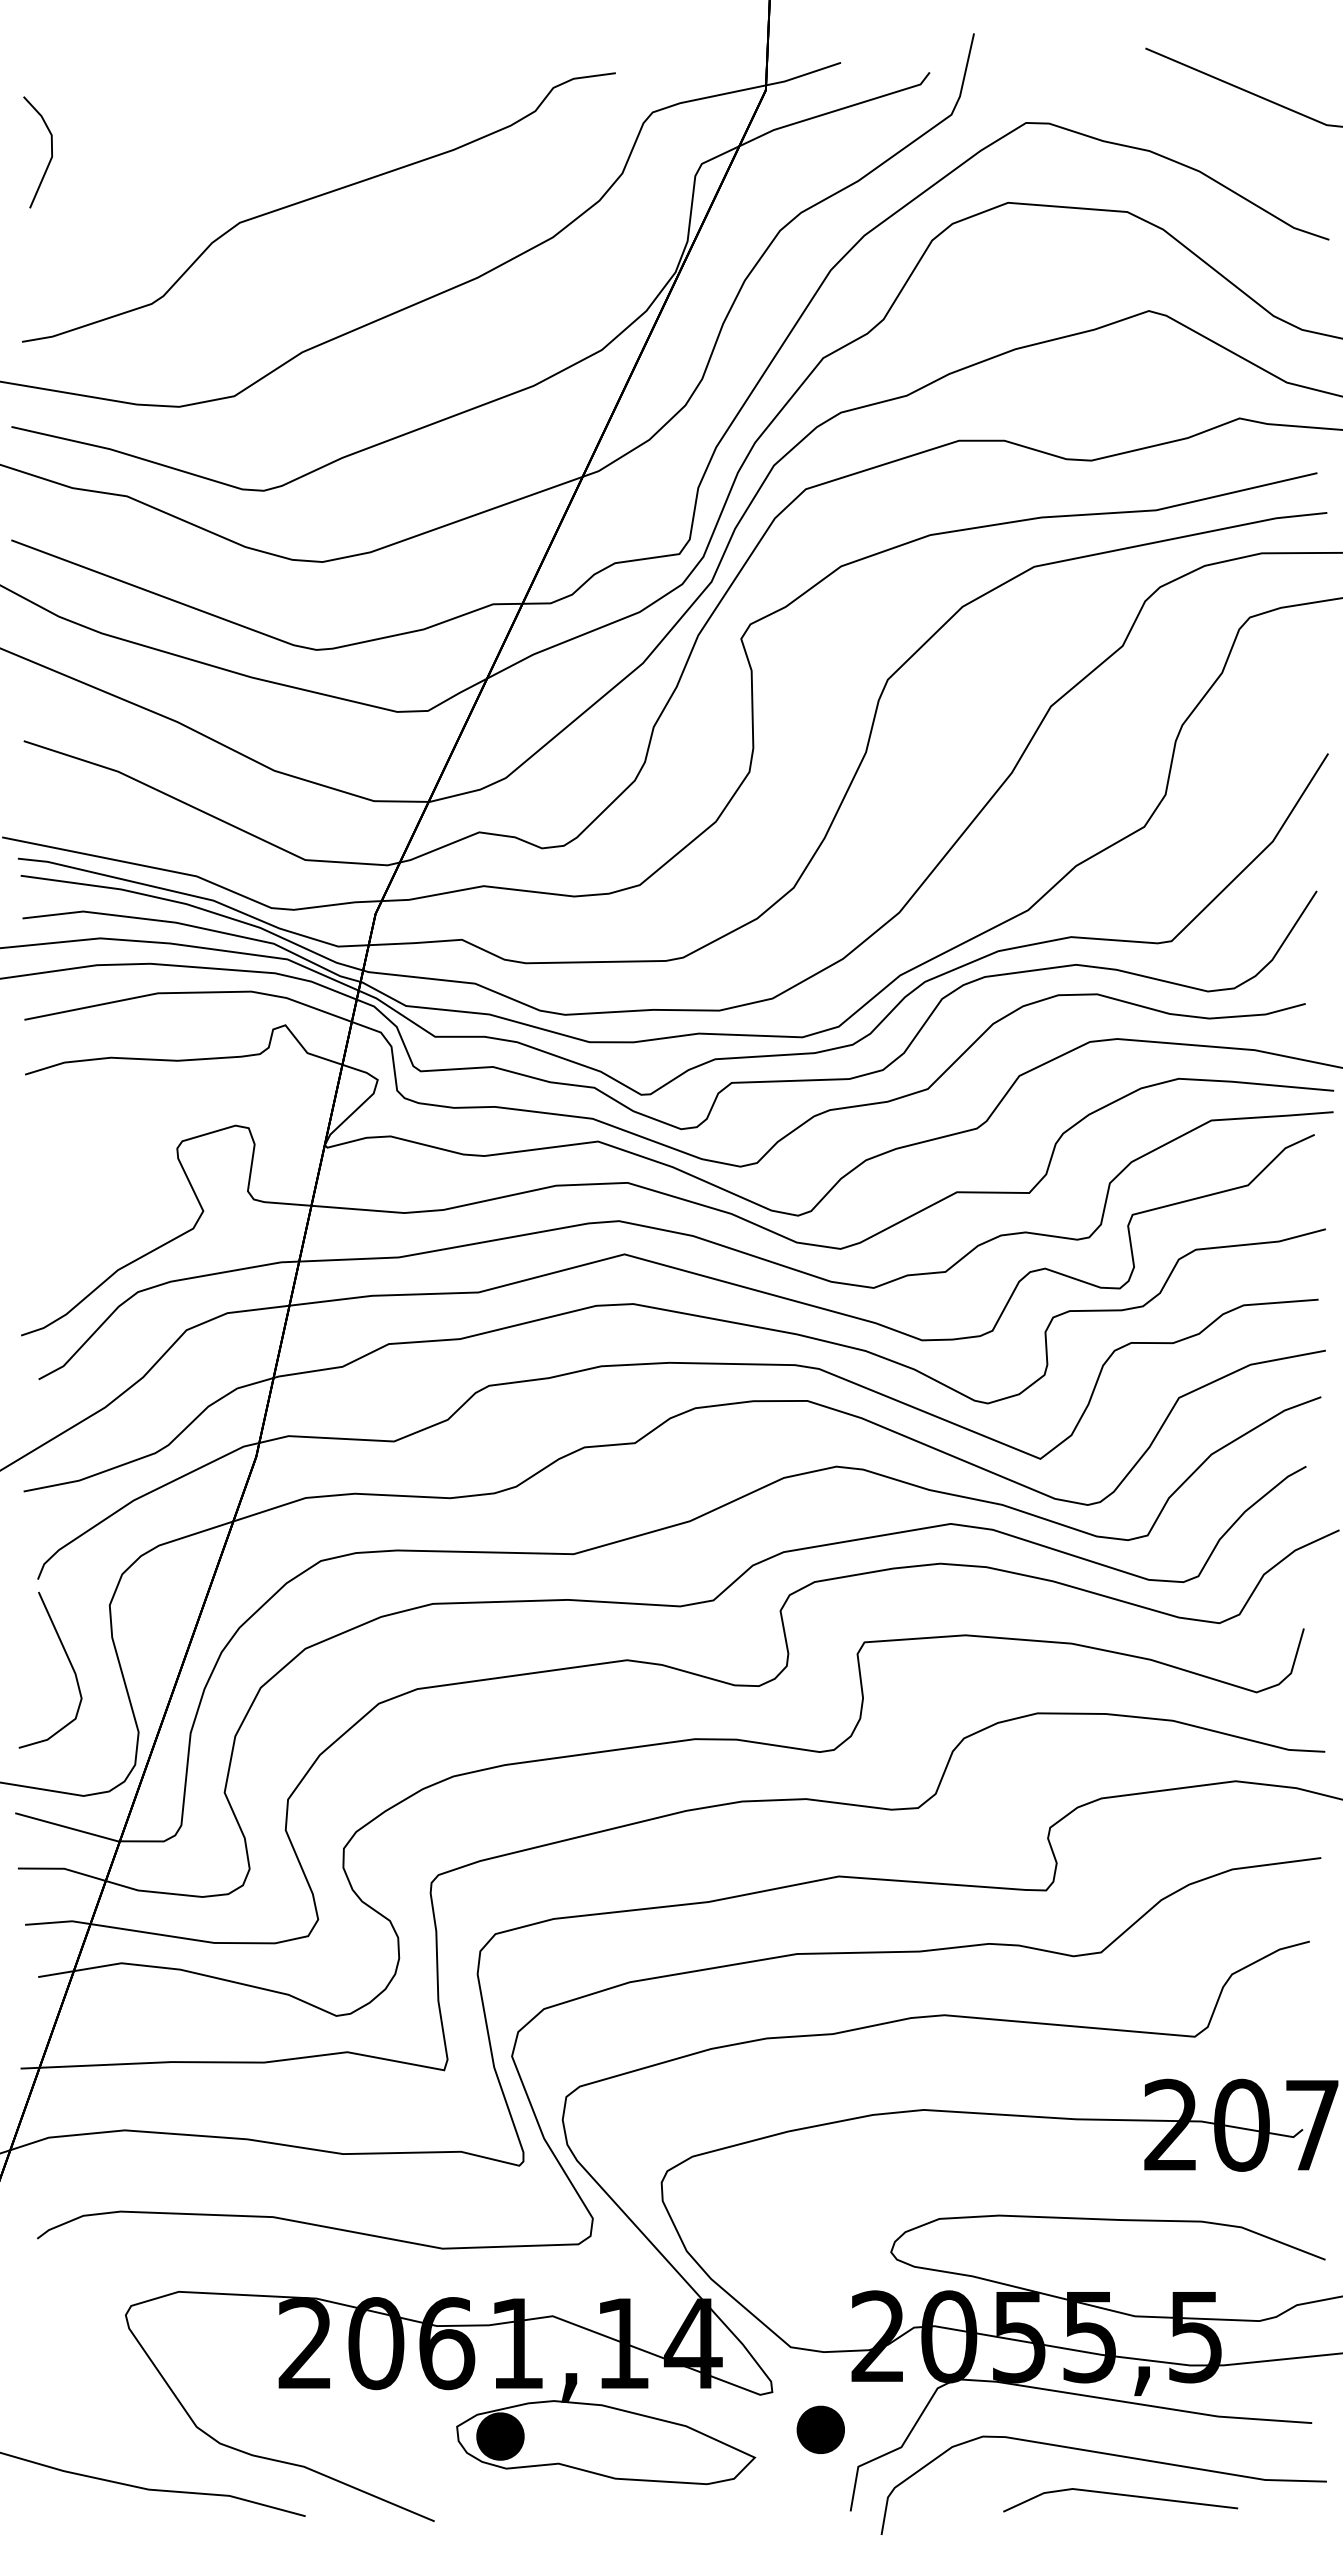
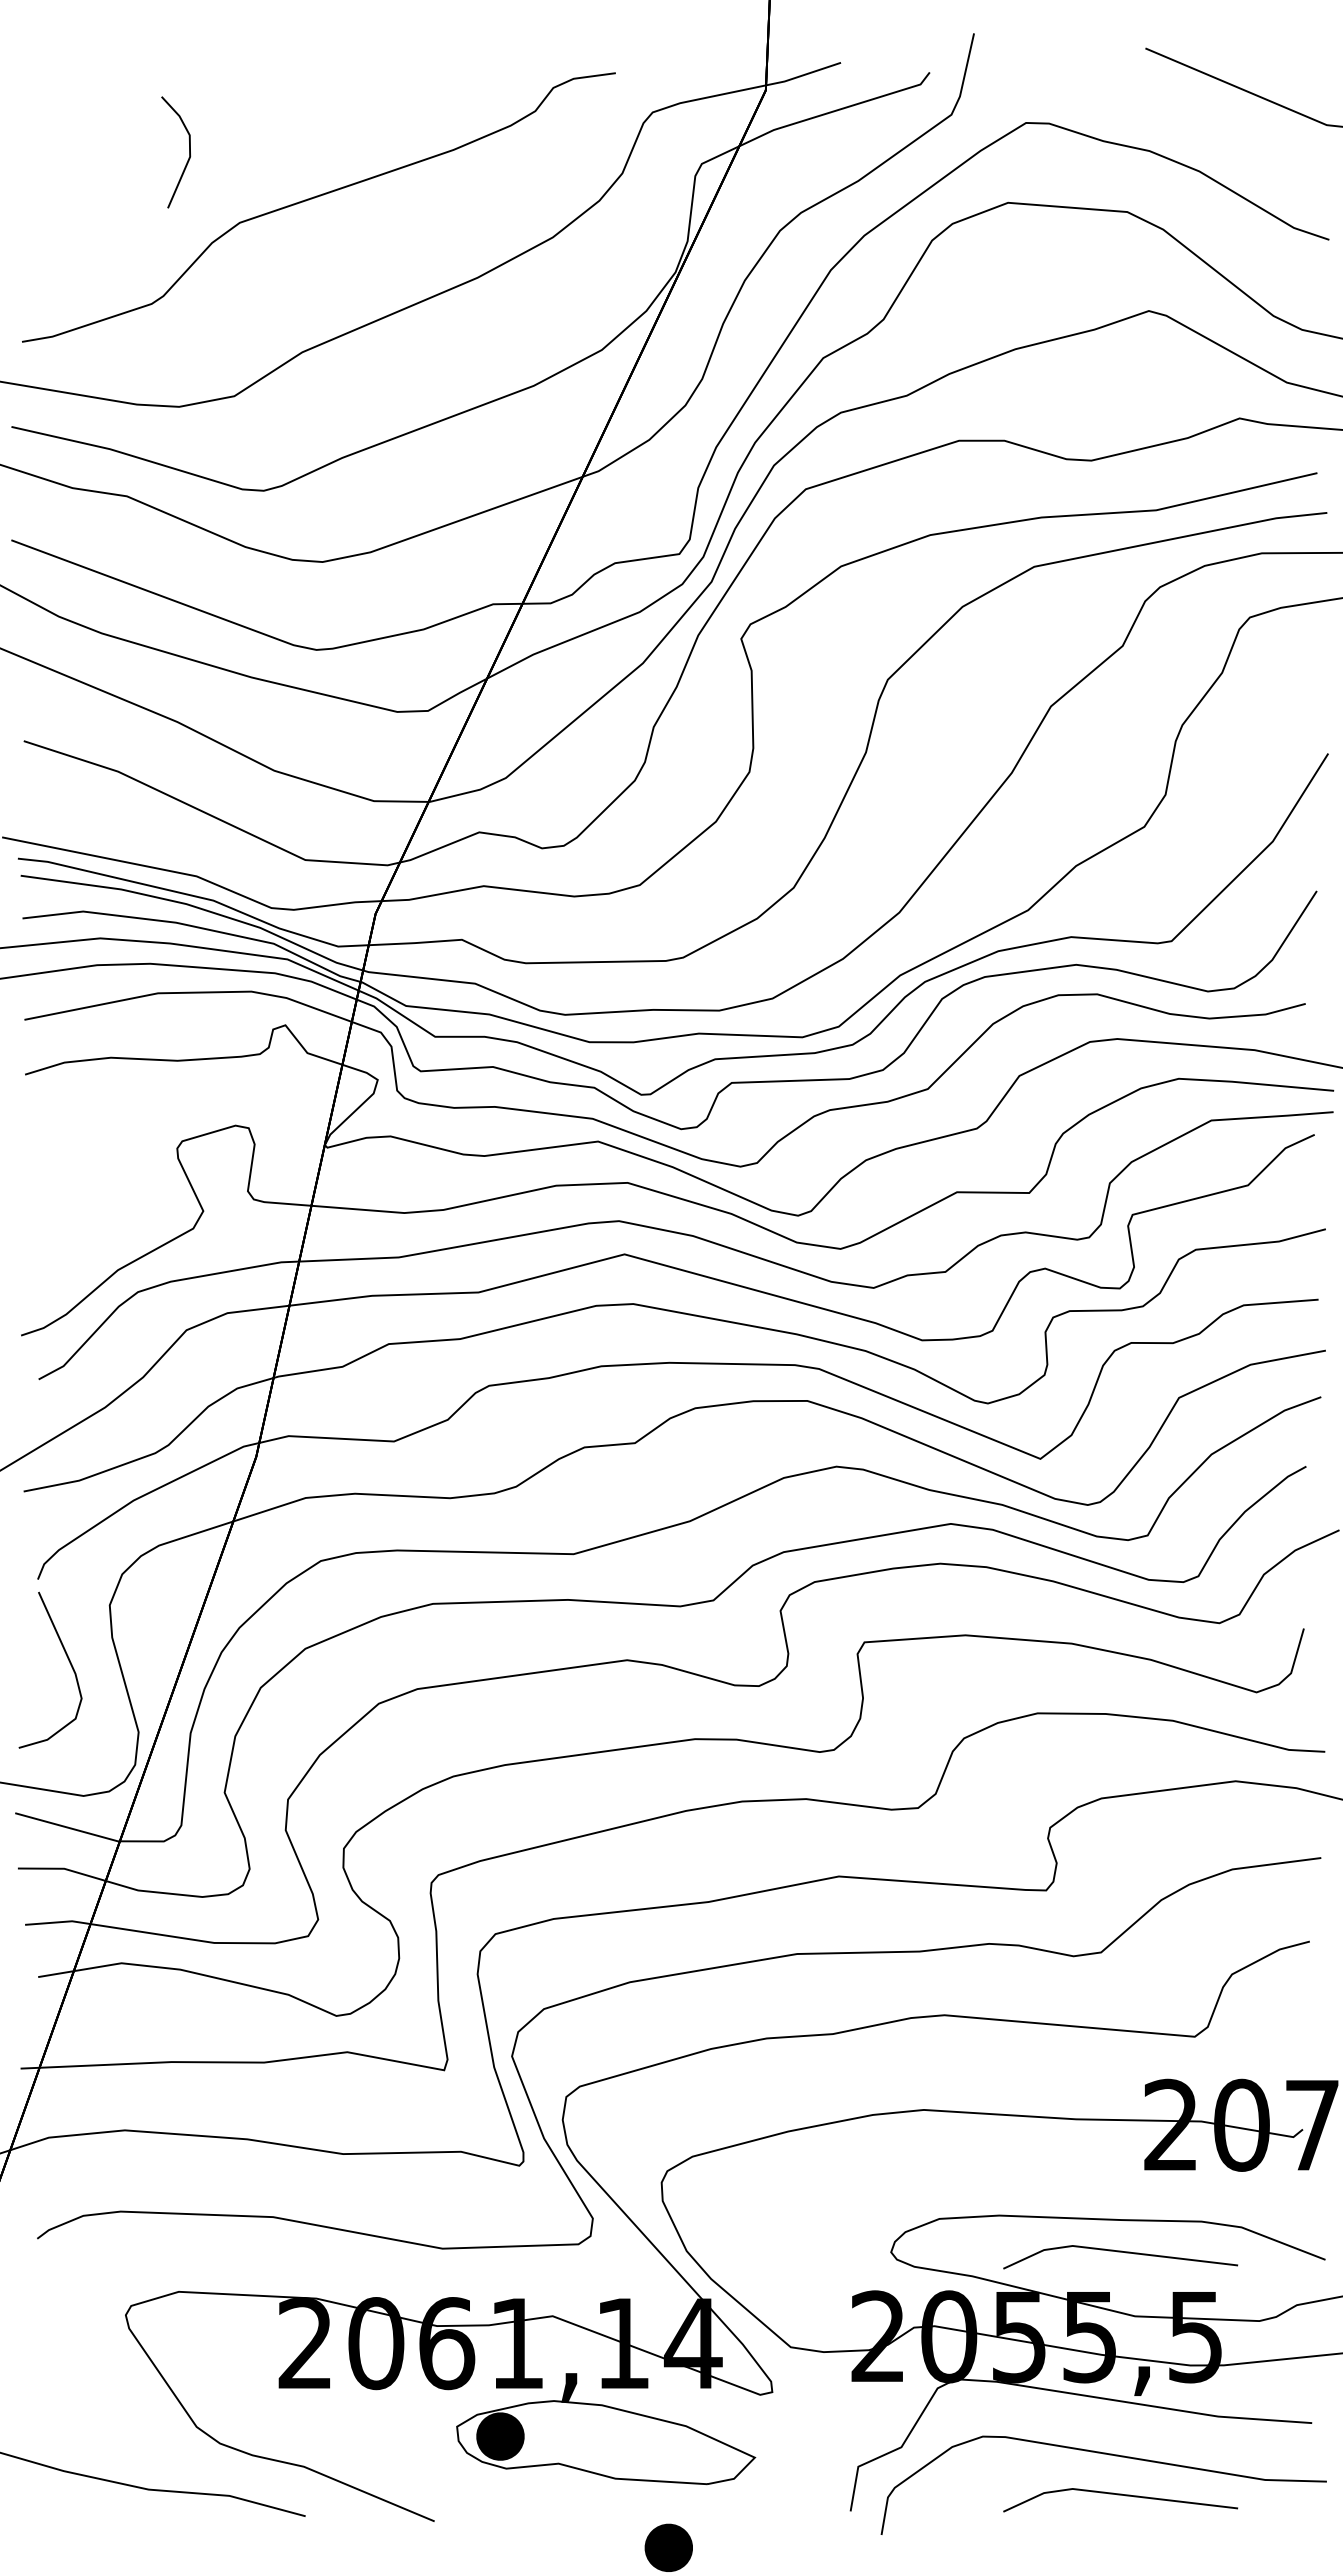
line position: (50, 157) -> (188, 157) (188, 157)
line: none -> present (1120, 2252)
part position: (820, 2429) -> (668, 2547) (668, 2547)
